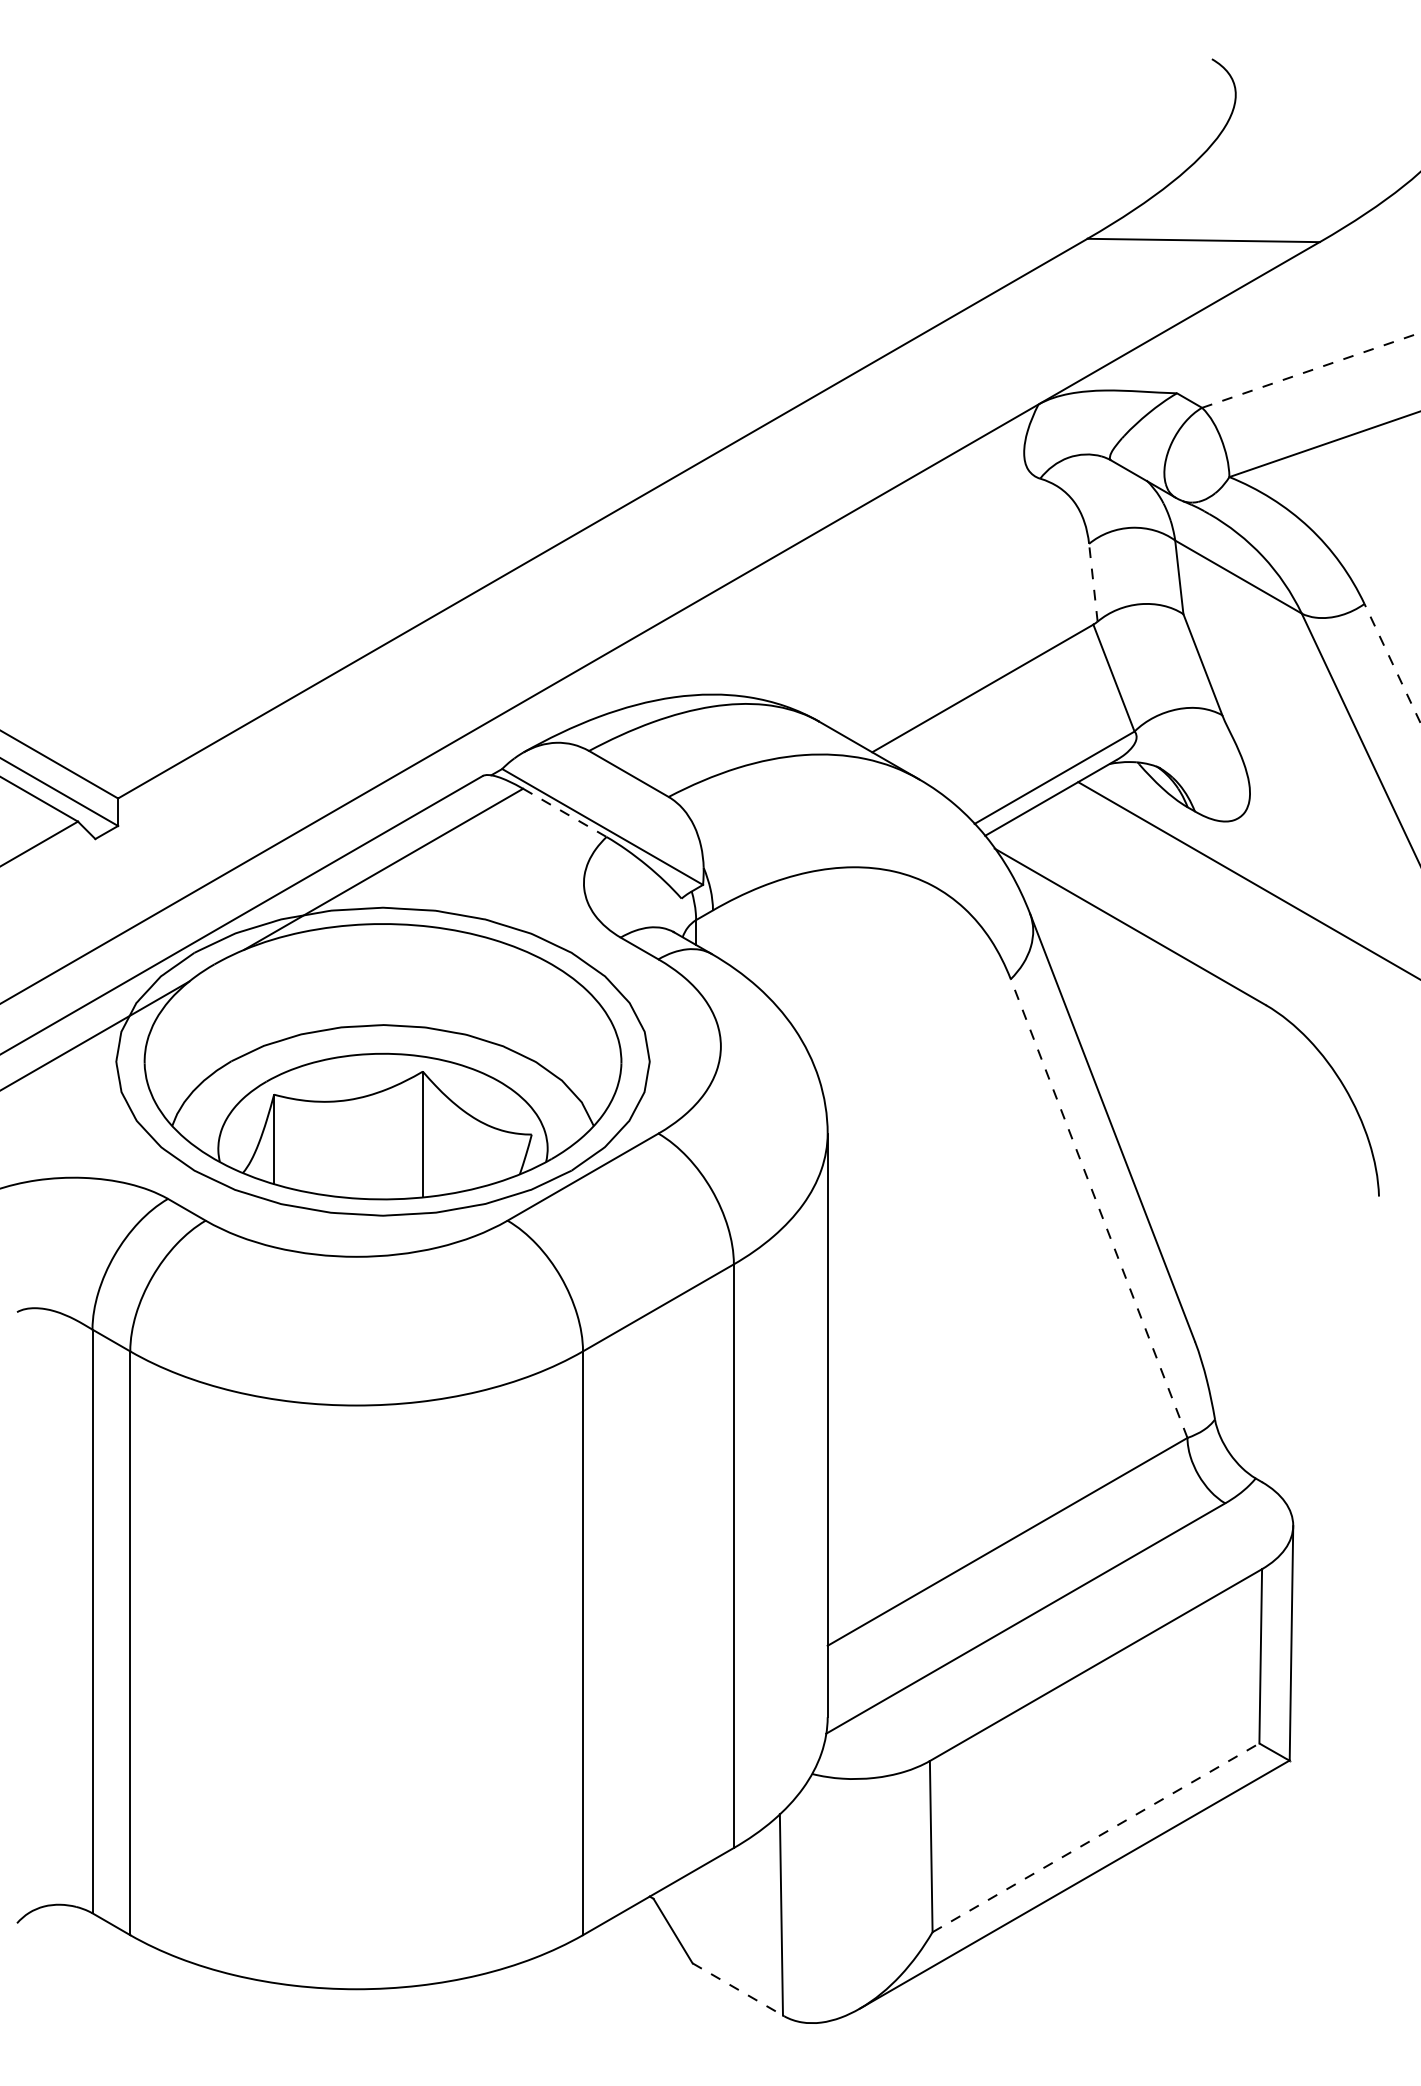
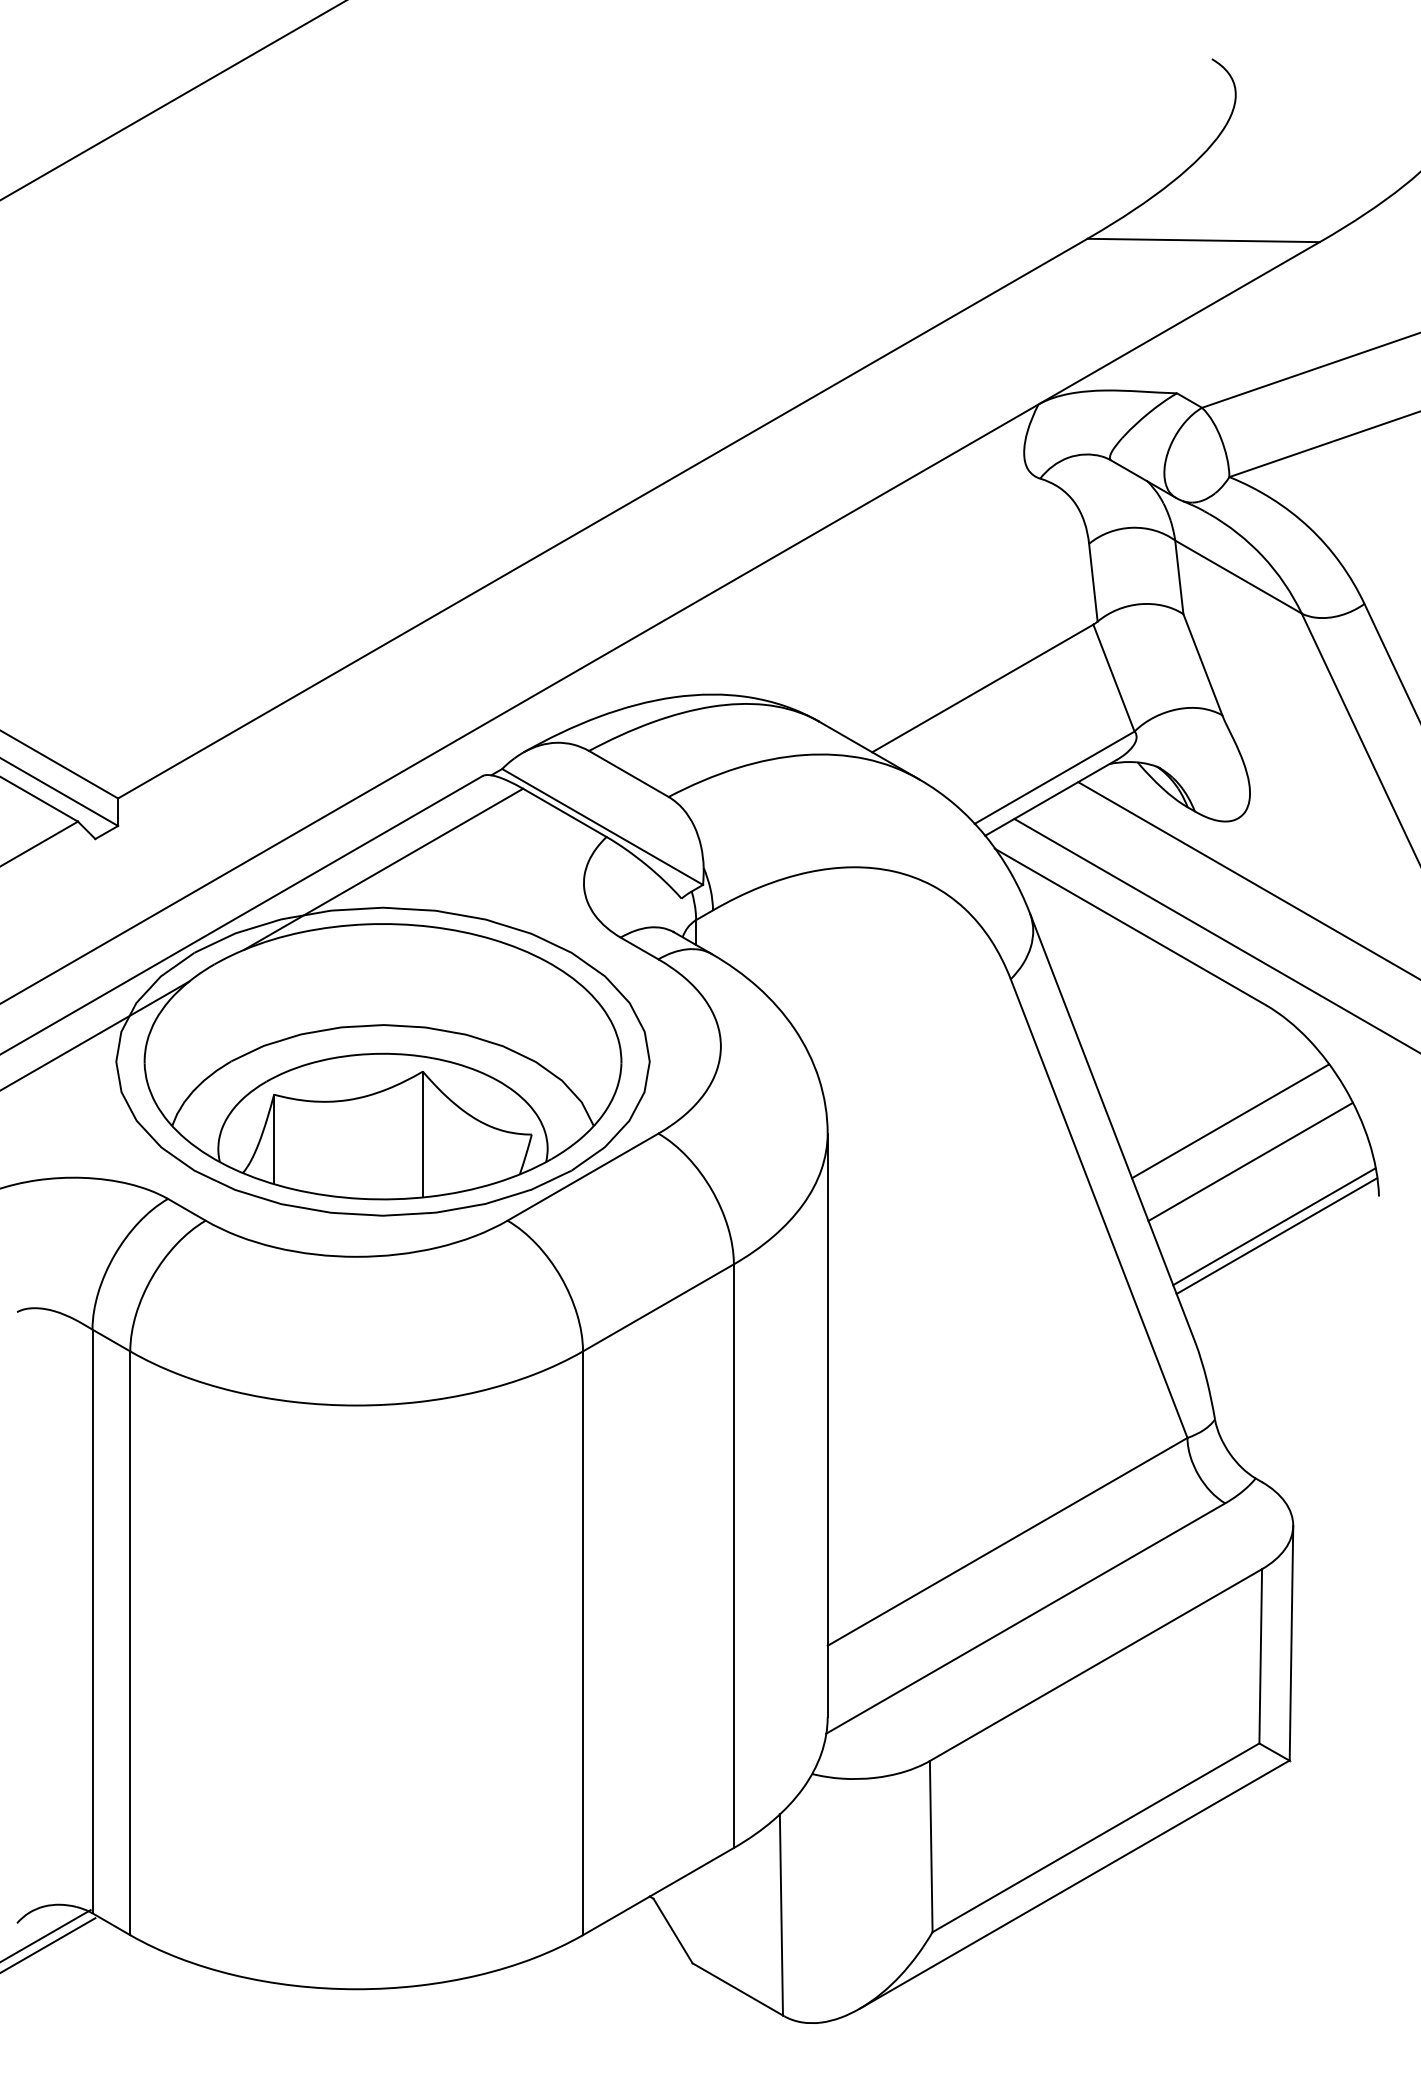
line: none -> present (172, 100)
line: dashed -> solid (1311, 370)
line: dashed -> solid (1093, 582)
line: dashed -> solid (1392, 663)
line: dashed -> solid (565, 813)
line: none -> present (1215, 934)
line: none -> present (1230, 1121)
line: none -> present (1250, 1161)
line: dashed -> solid (1099, 1208)
line: none -> present (1274, 1226)
line: none -> present (1276, 1236)
line: dashed -> solid (1095, 1837)
line: none -> present (46, 1935)
line: none -> present (48, 1944)
line: dashed -> solid (738, 1989)
